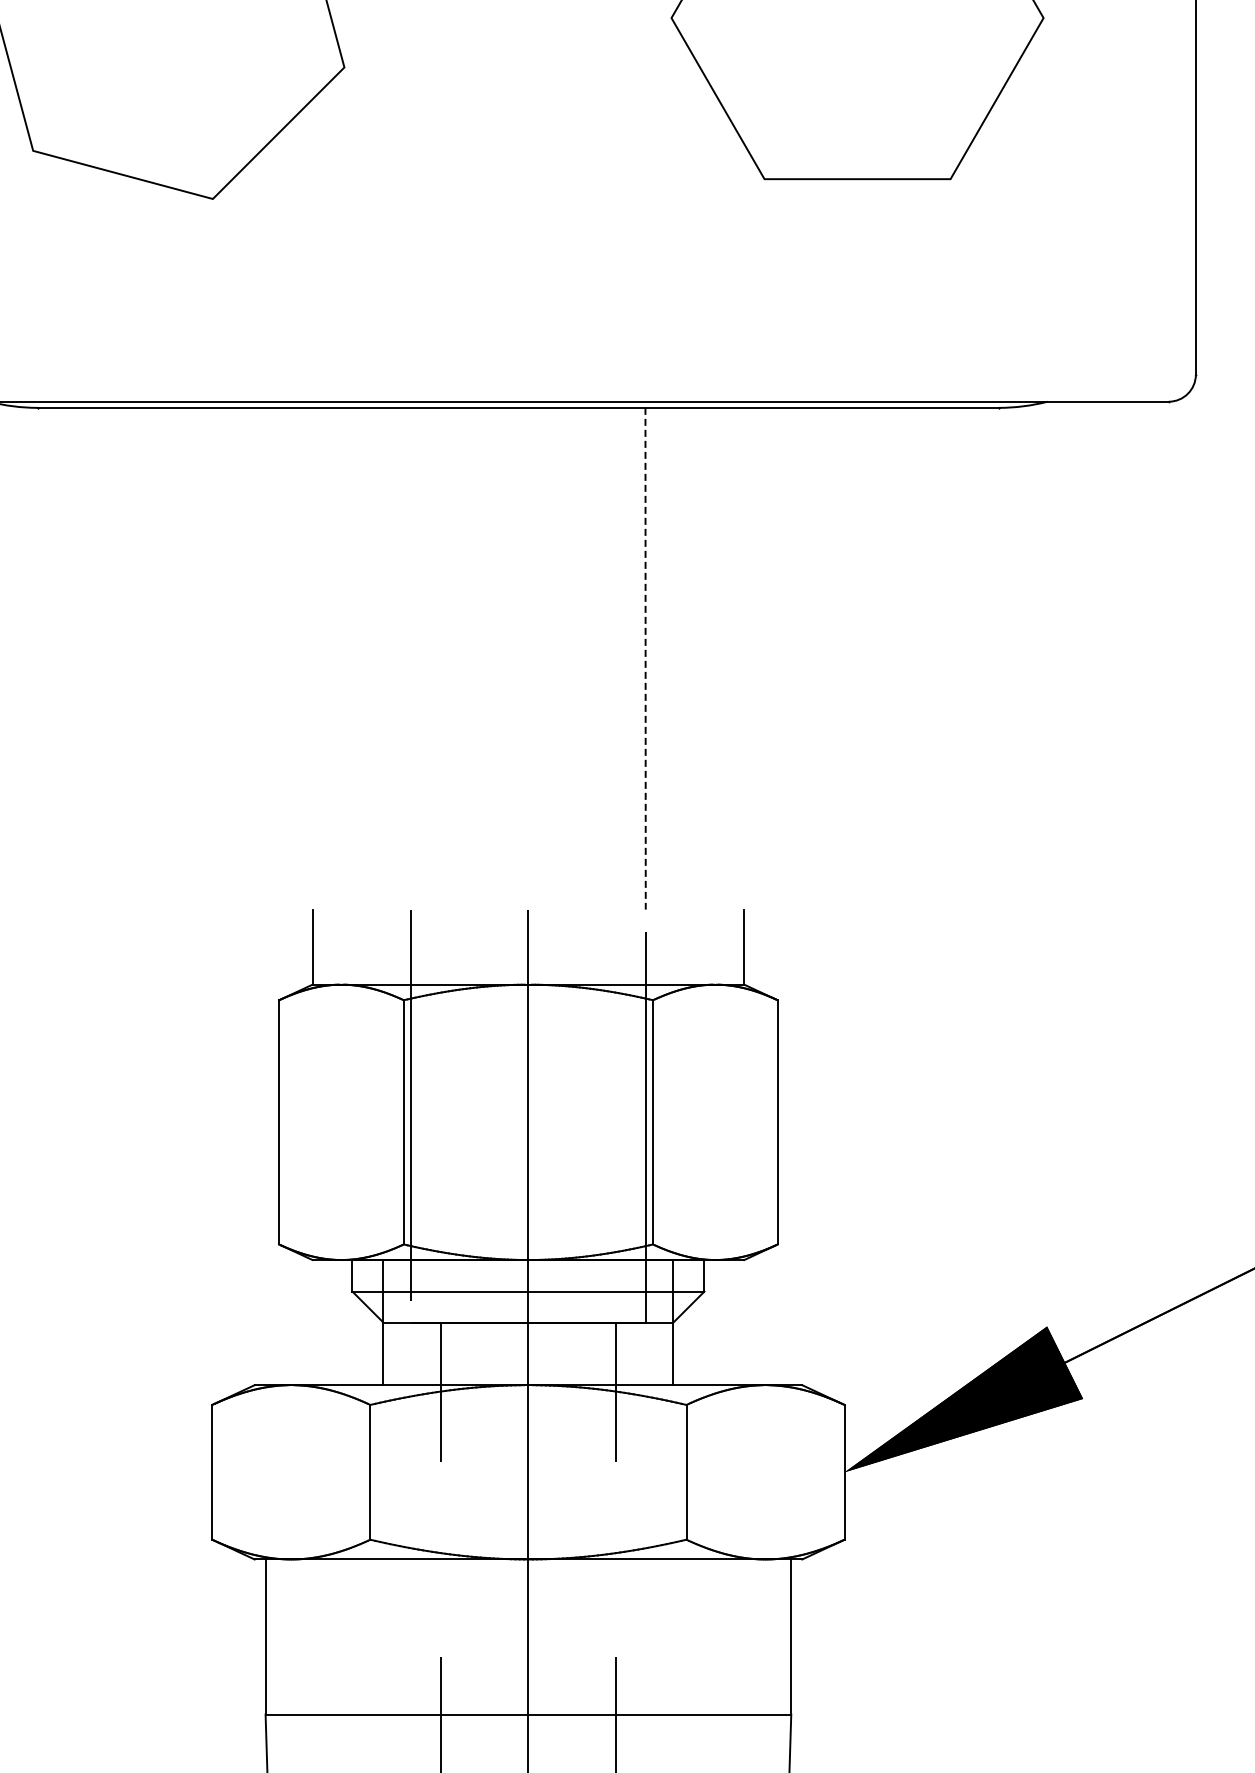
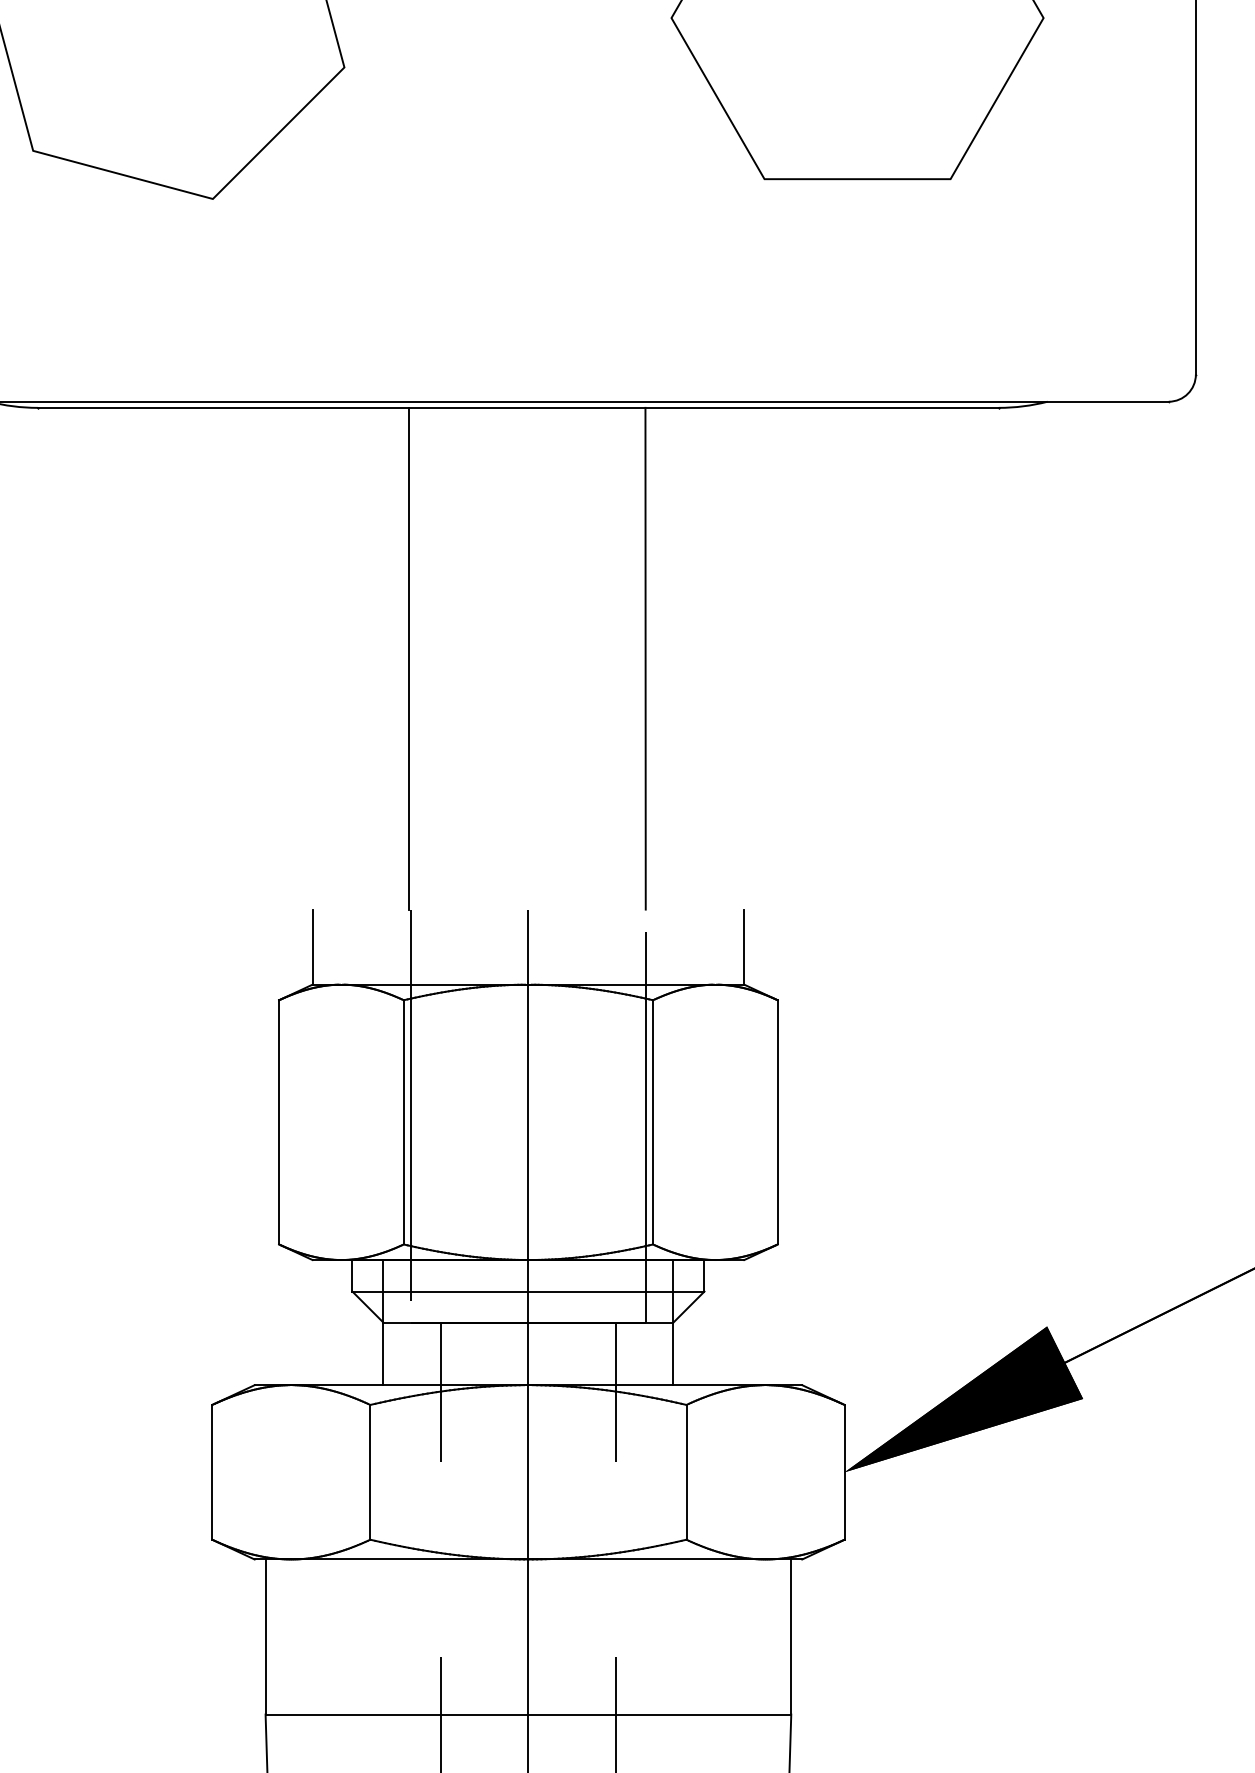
line: none -> present (408, 658)
line: dashed -> solid (645, 658)
